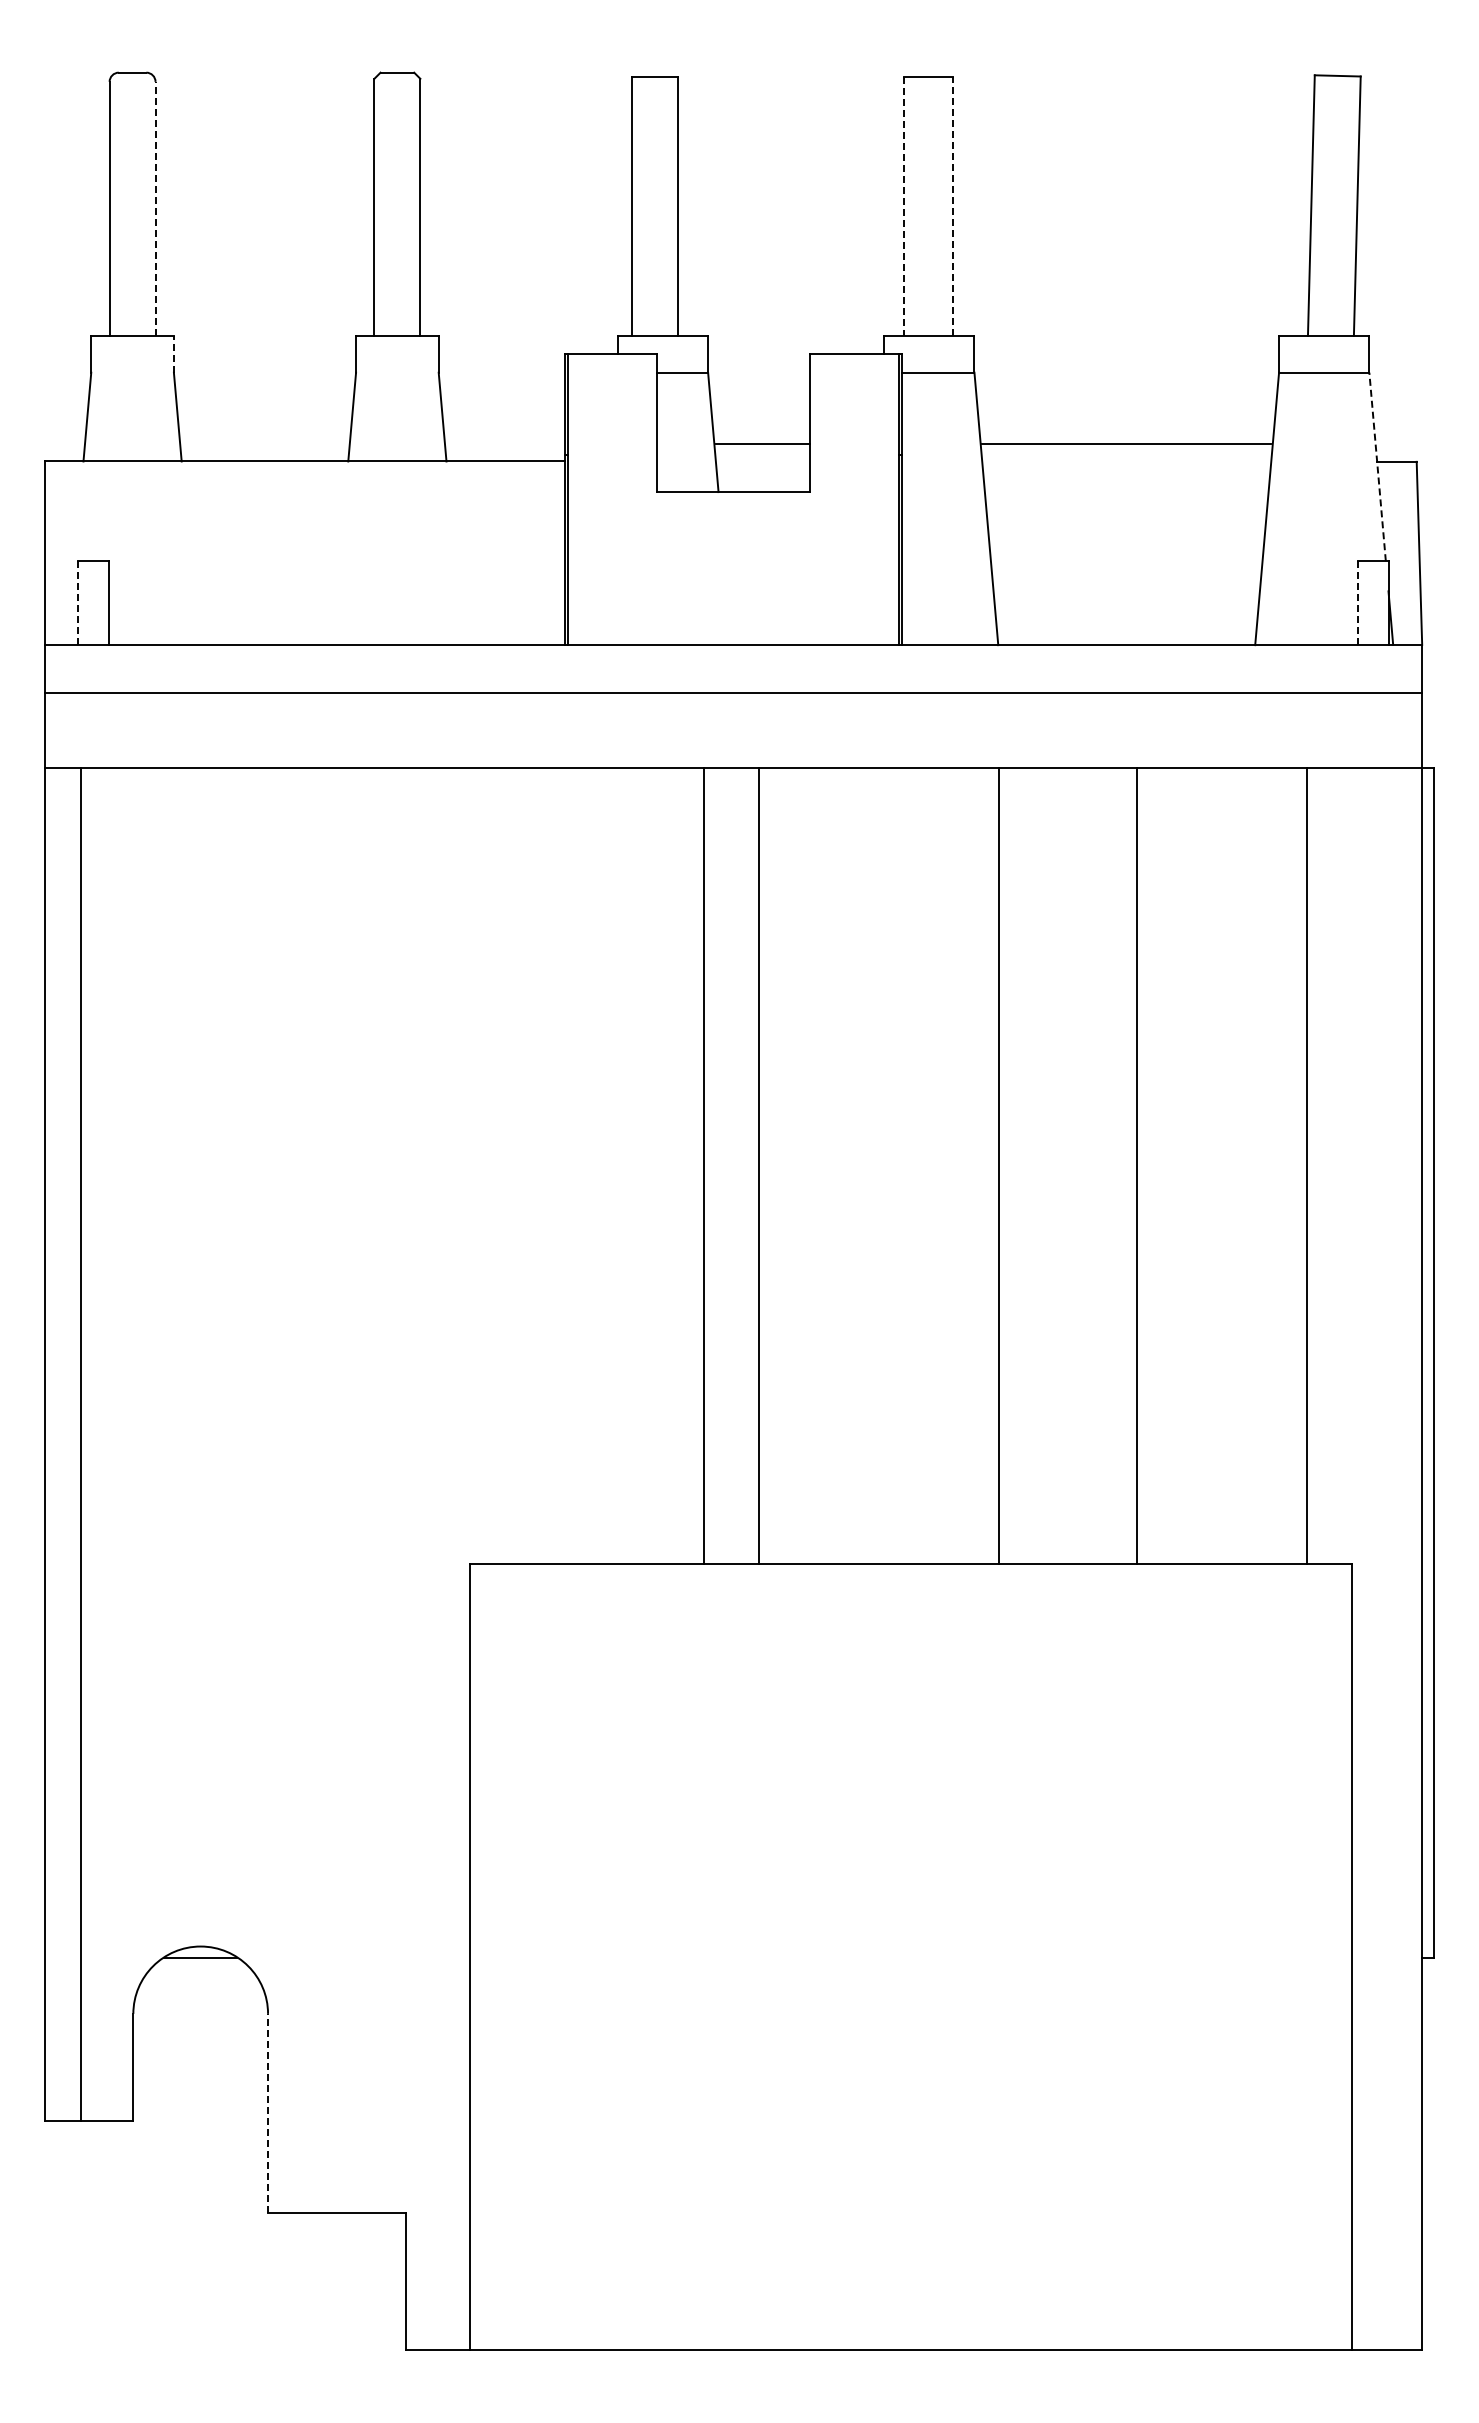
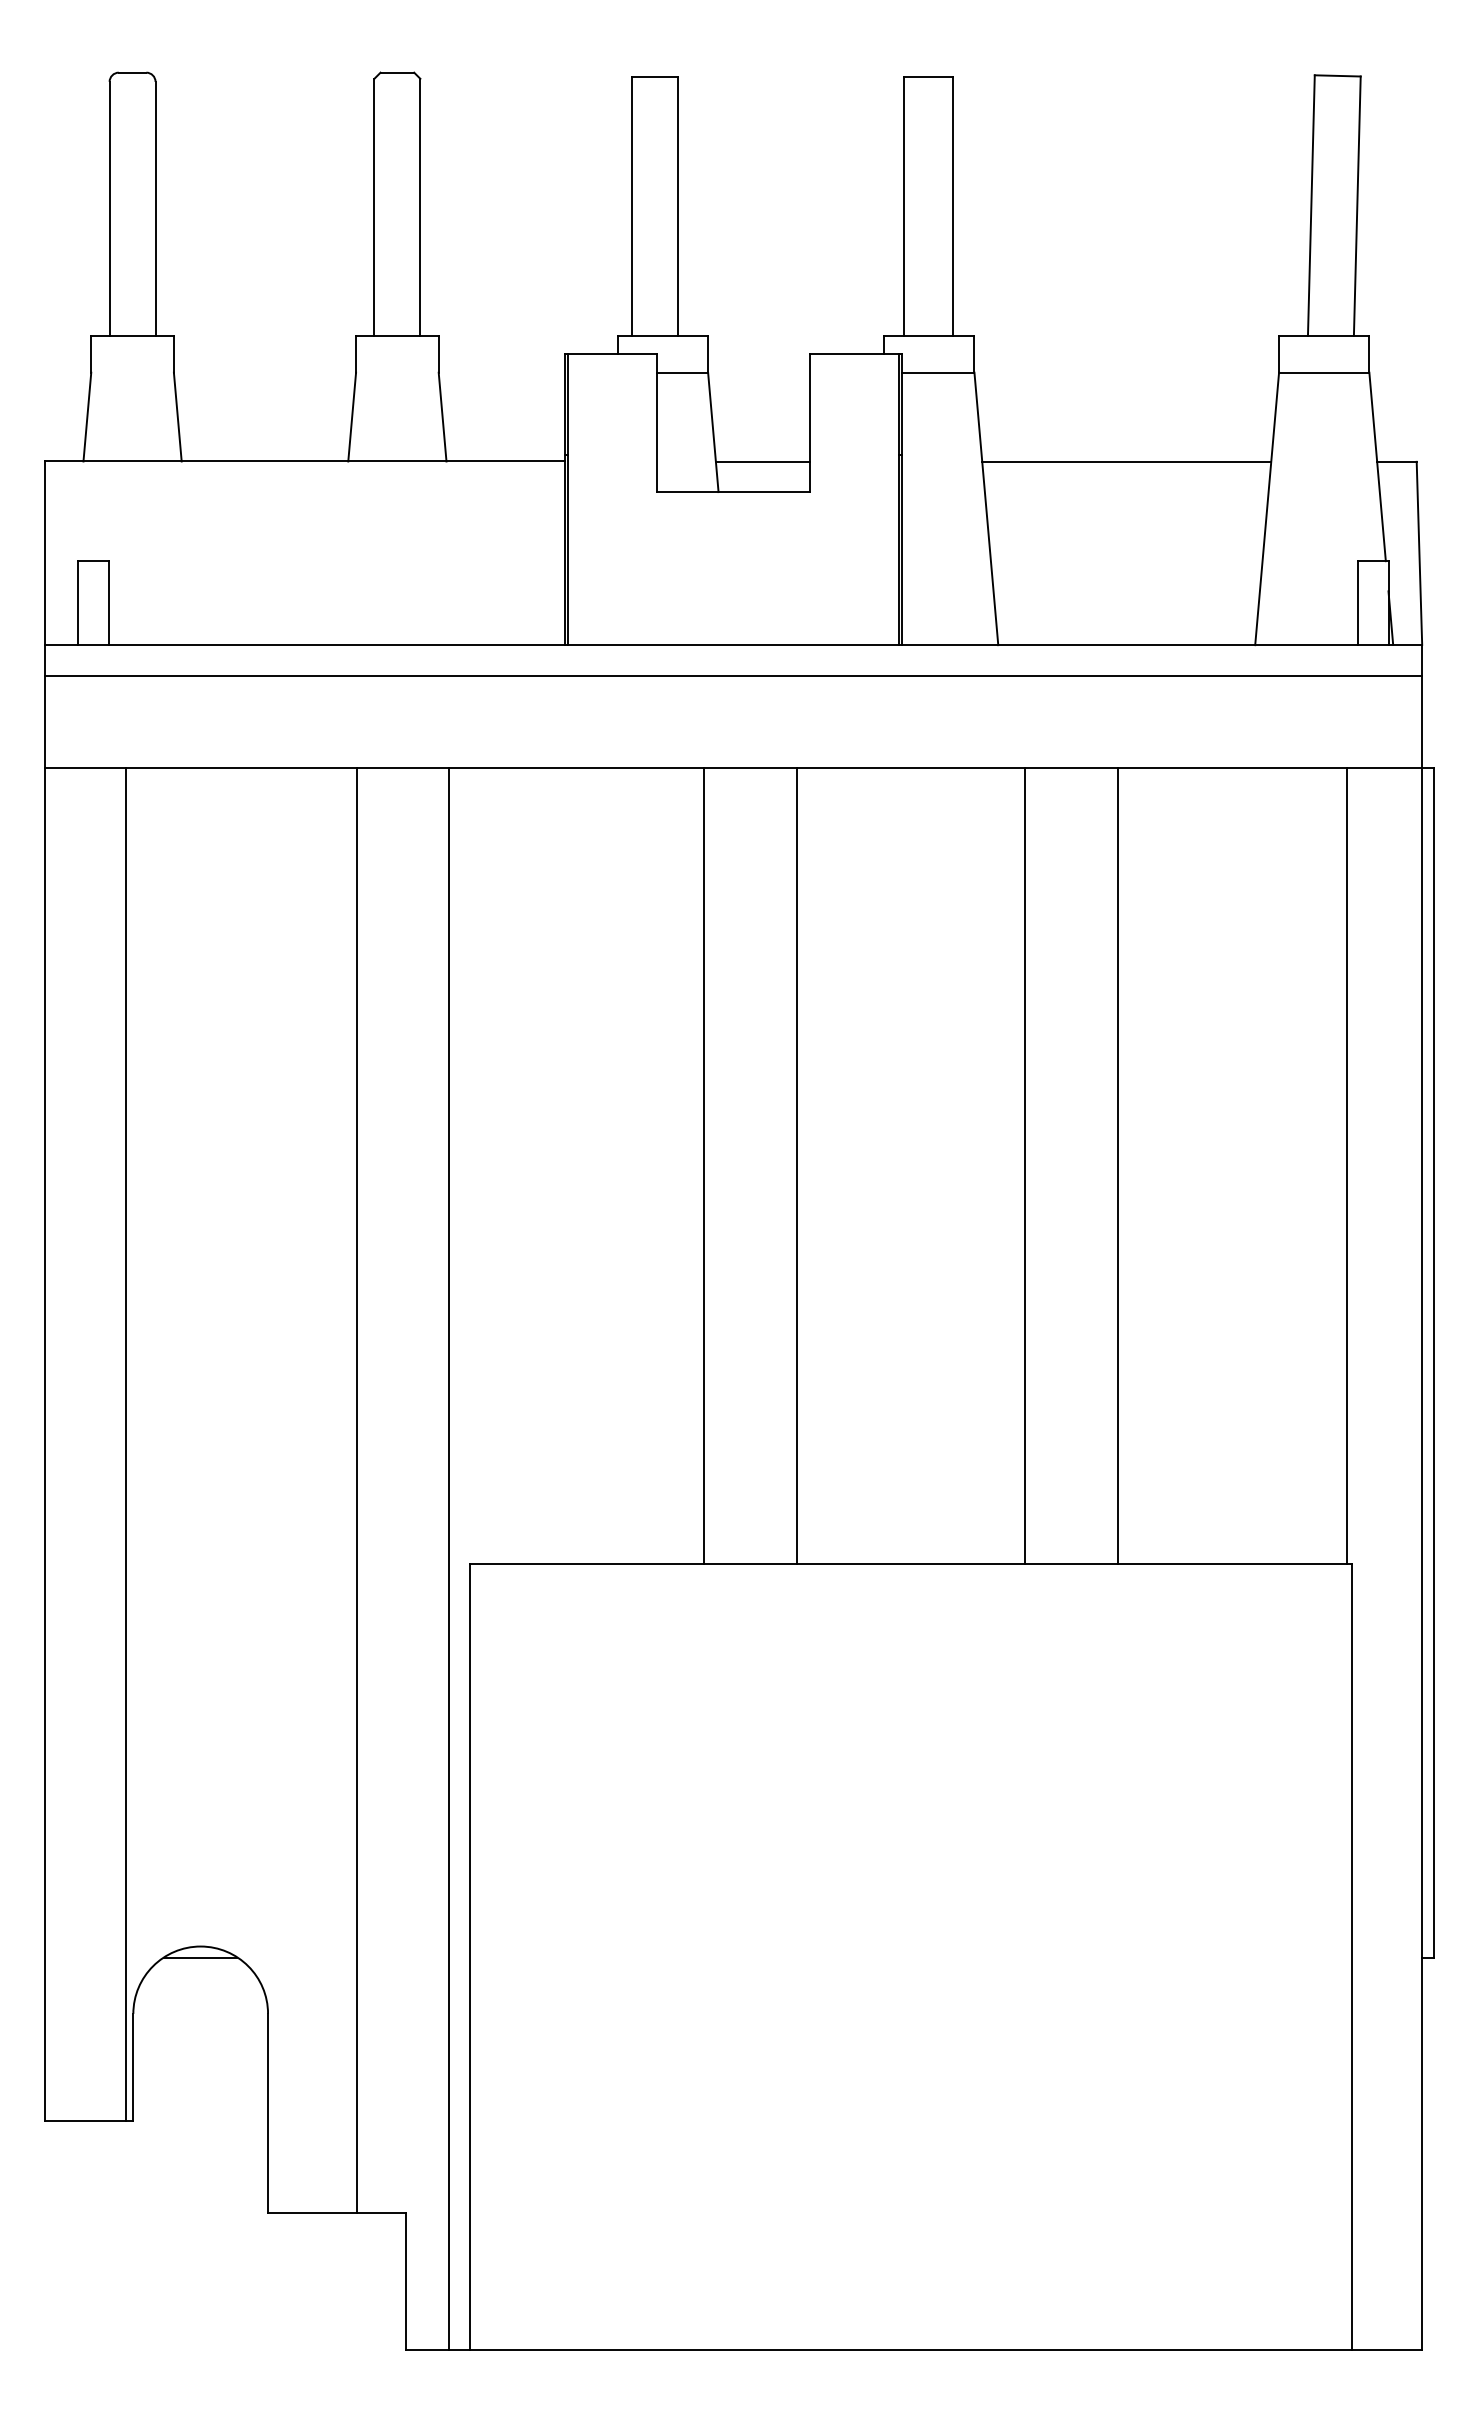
line: dashed -> solid (953, 206)
line: dashed -> solid (904, 207)
line: dashed -> solid (155, 208)
line: dashed -> solid (173, 353)
line position: (762, 443) -> (762, 461) (762, 461)
line position: (1126, 443) -> (1126, 461) (1126, 461)
line: dashed -> solid (1377, 466)
line: dashed -> solid (78, 603)
line: dashed -> solid (1357, 603)
line position: (733, 692) -> (733, 675) (733, 675)
line position: (758, 1165) -> (796, 1165) (796, 1165)
line position: (999, 1165) -> (1025, 1165) (1025, 1165)
line position: (1136, 1165) -> (1117, 1165) (1117, 1165)
line position: (1307, 1165) -> (1347, 1165) (1347, 1165)
line position: (80, 1443) -> (125, 1443) (125, 1443)
line: none -> present (356, 1489)
line: none -> present (449, 1558)
line: dashed -> solid (268, 2112)
